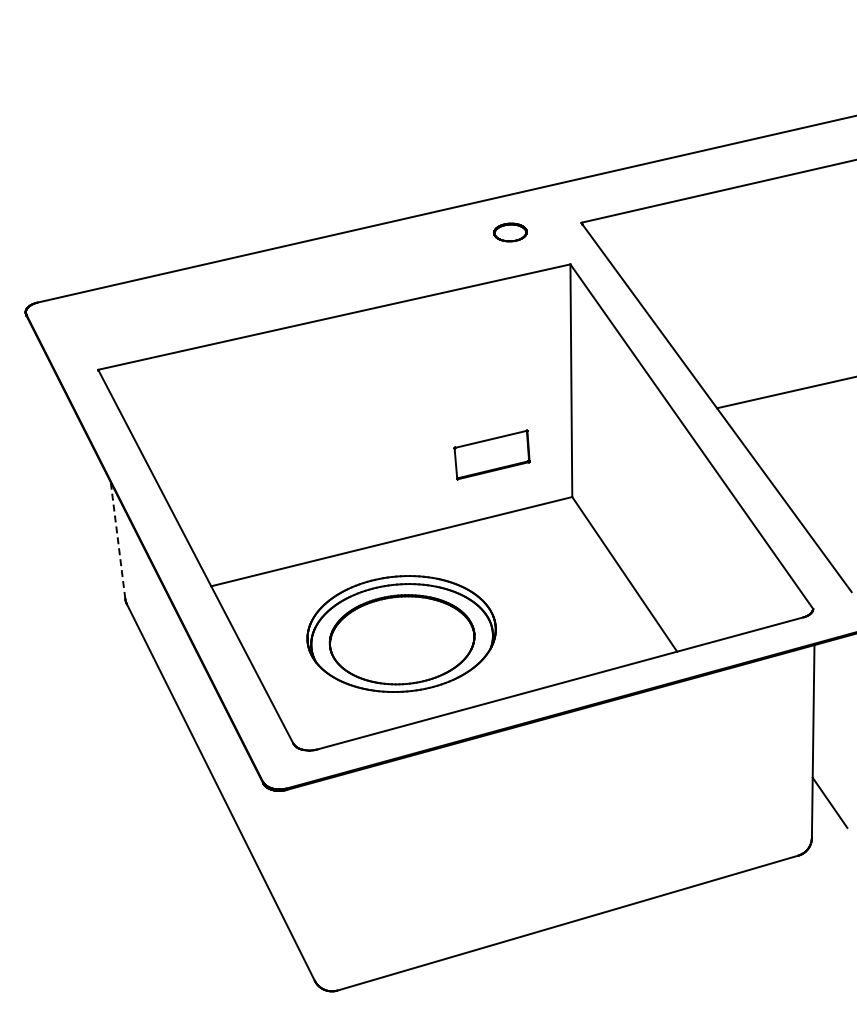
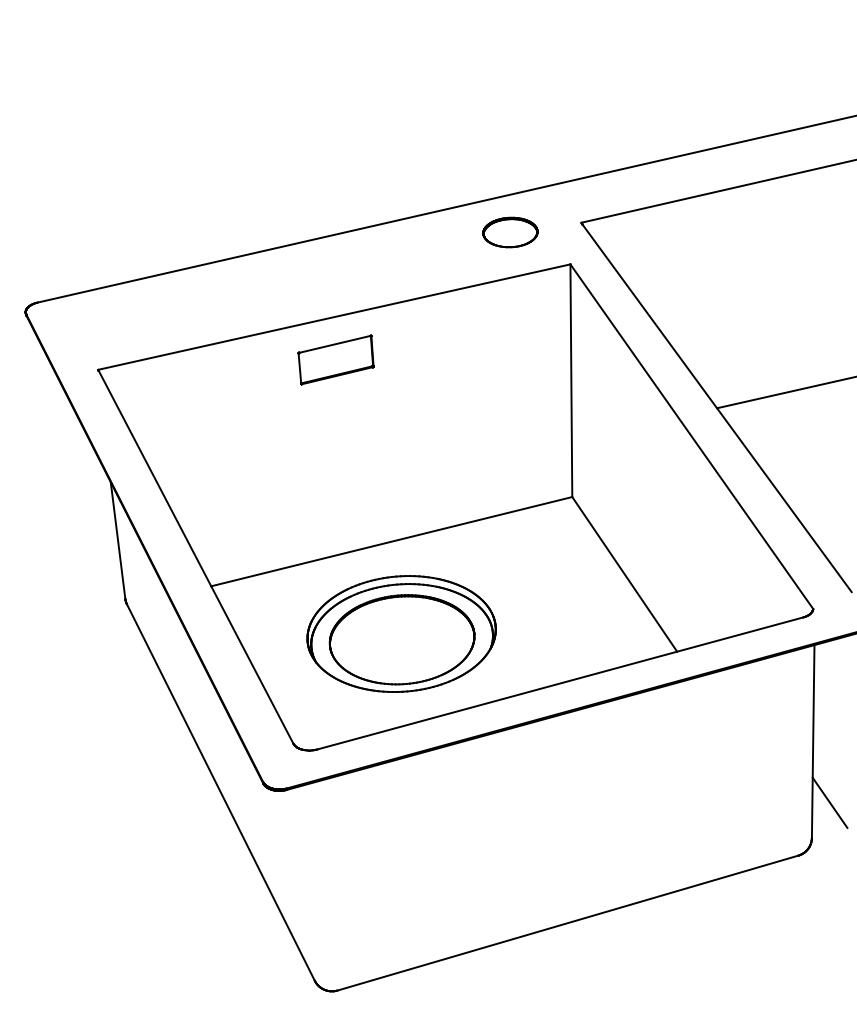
part size: 35x21 px -> 57x33 px (510, 232)
part position: (491, 454) -> (335, 359) (335, 359)
line: dashed -> solid (118, 540)
